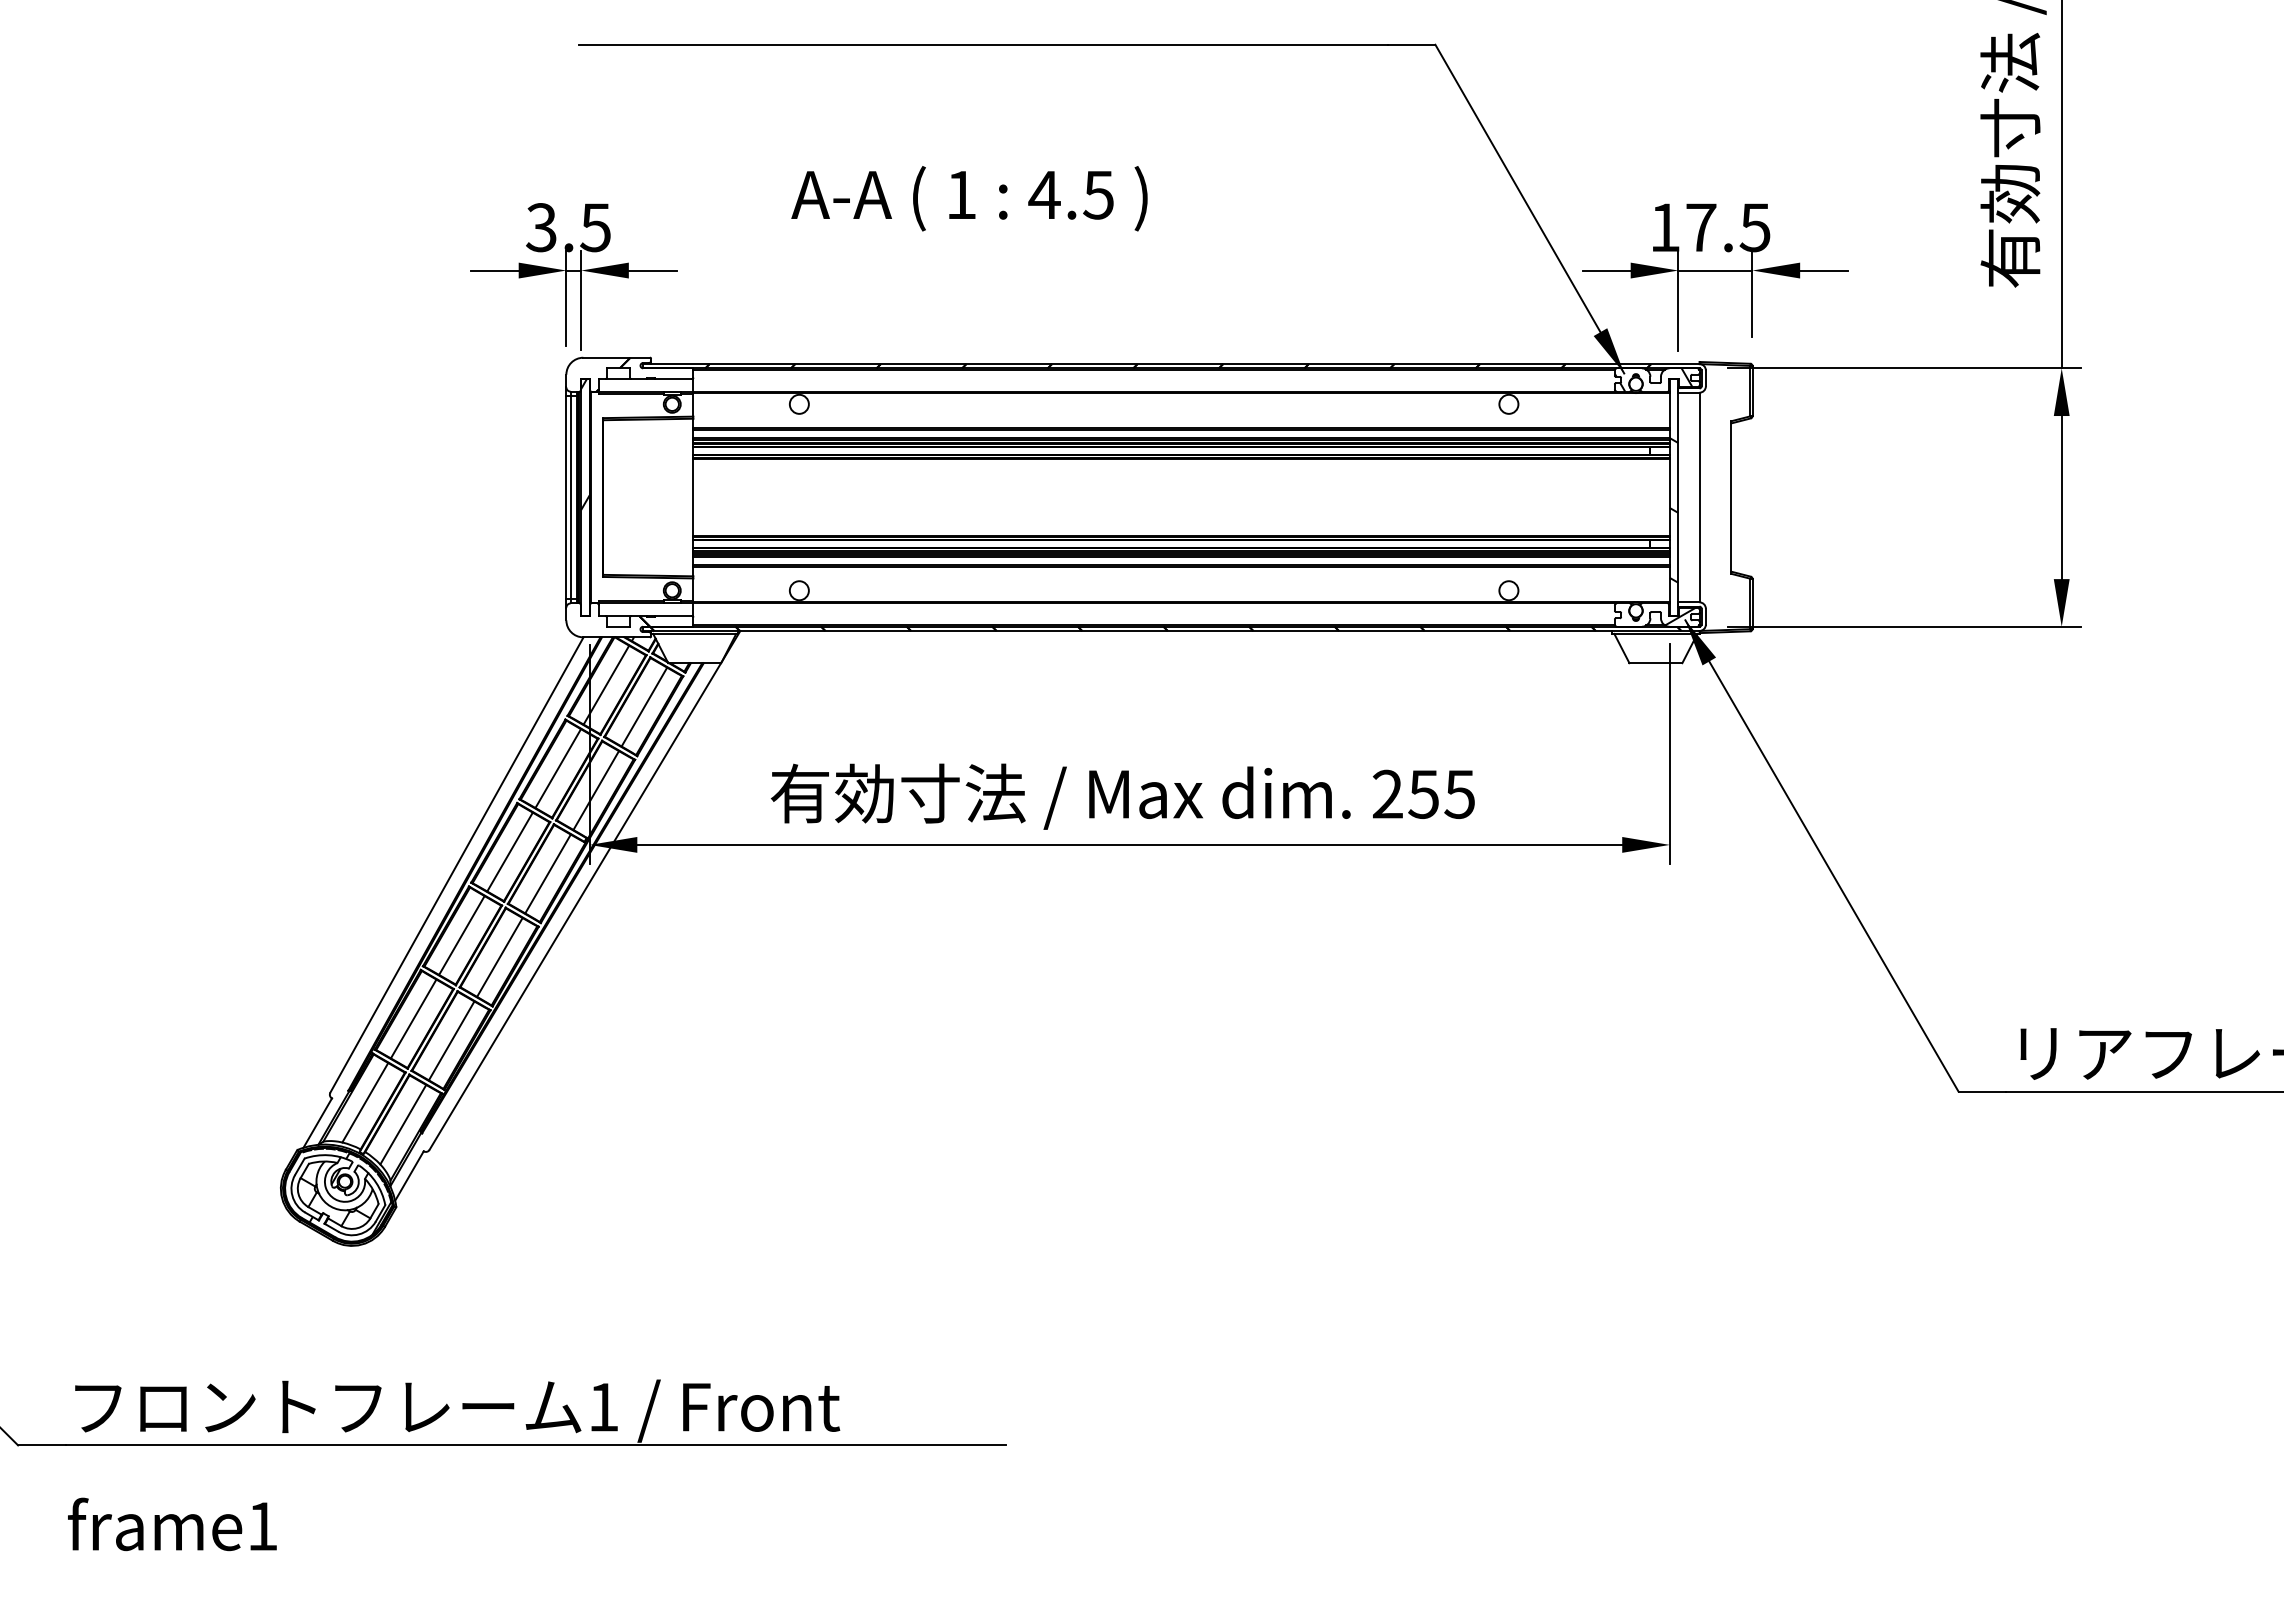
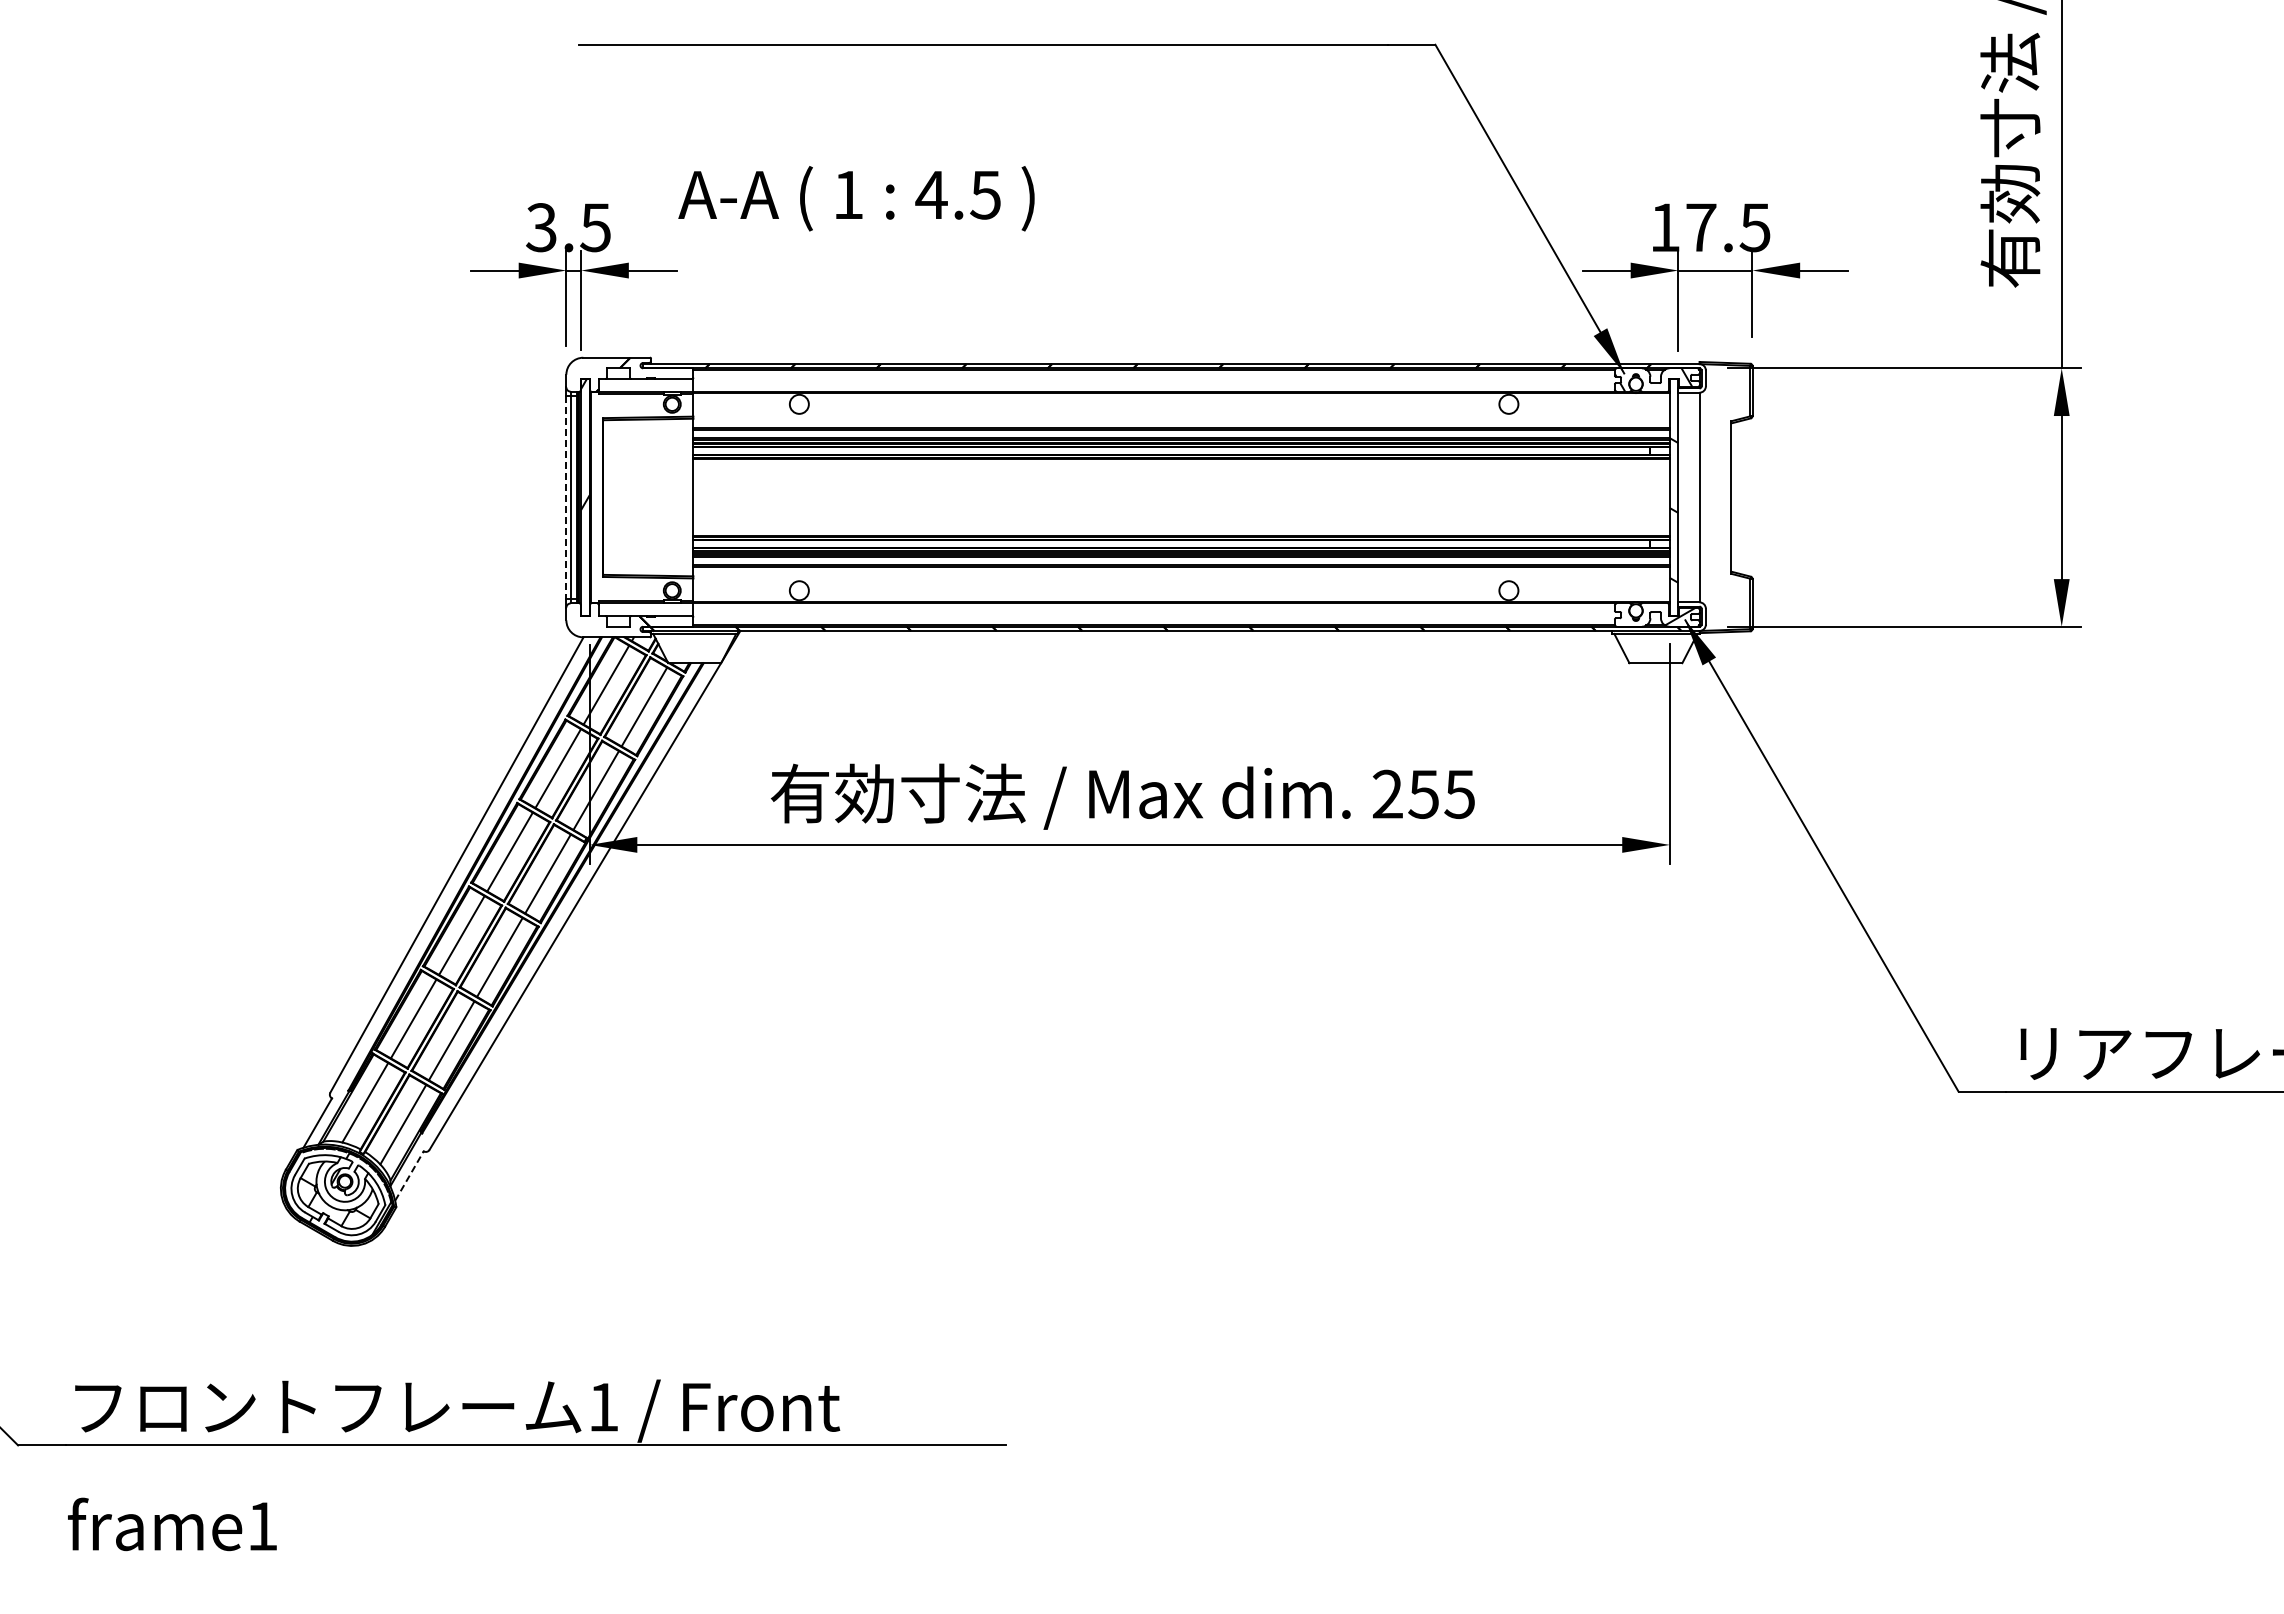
text position: (969, 198) -> (856, 198) (856, 198)
line: solid -> dashed (566, 497)
line: solid -> dashed (409, 1176)
